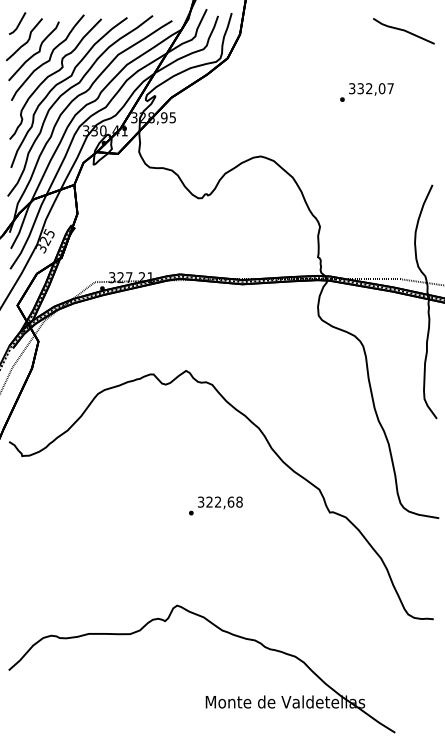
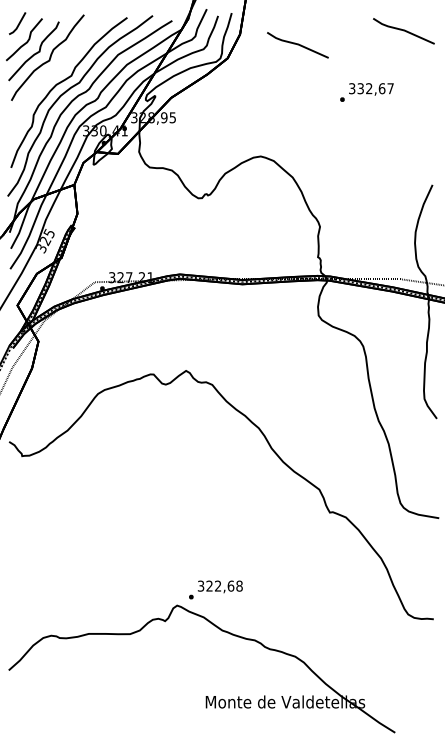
line: none -> present (297, 45)
curve: present -> none (54, 74)
text: 332,07 -> 332,67 (382, 88)
text position: (215, 505) -> (215, 589) (215, 589)
